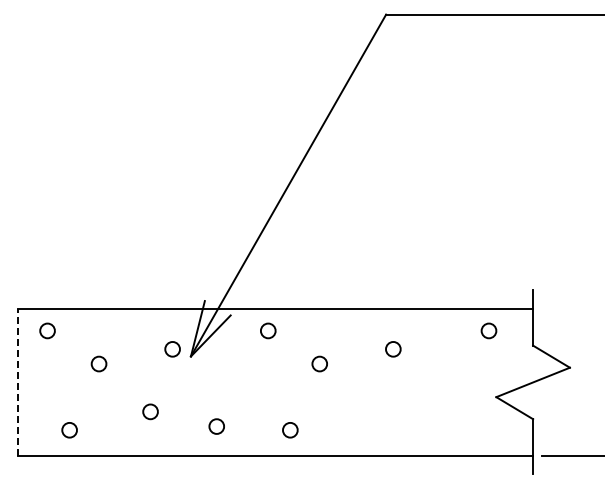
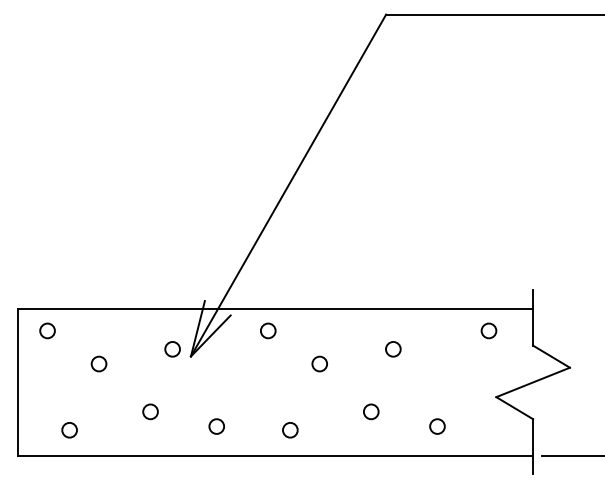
line: dashed -> solid (18, 382)
circle: none -> present (371, 411)
circle: none -> present (437, 426)
